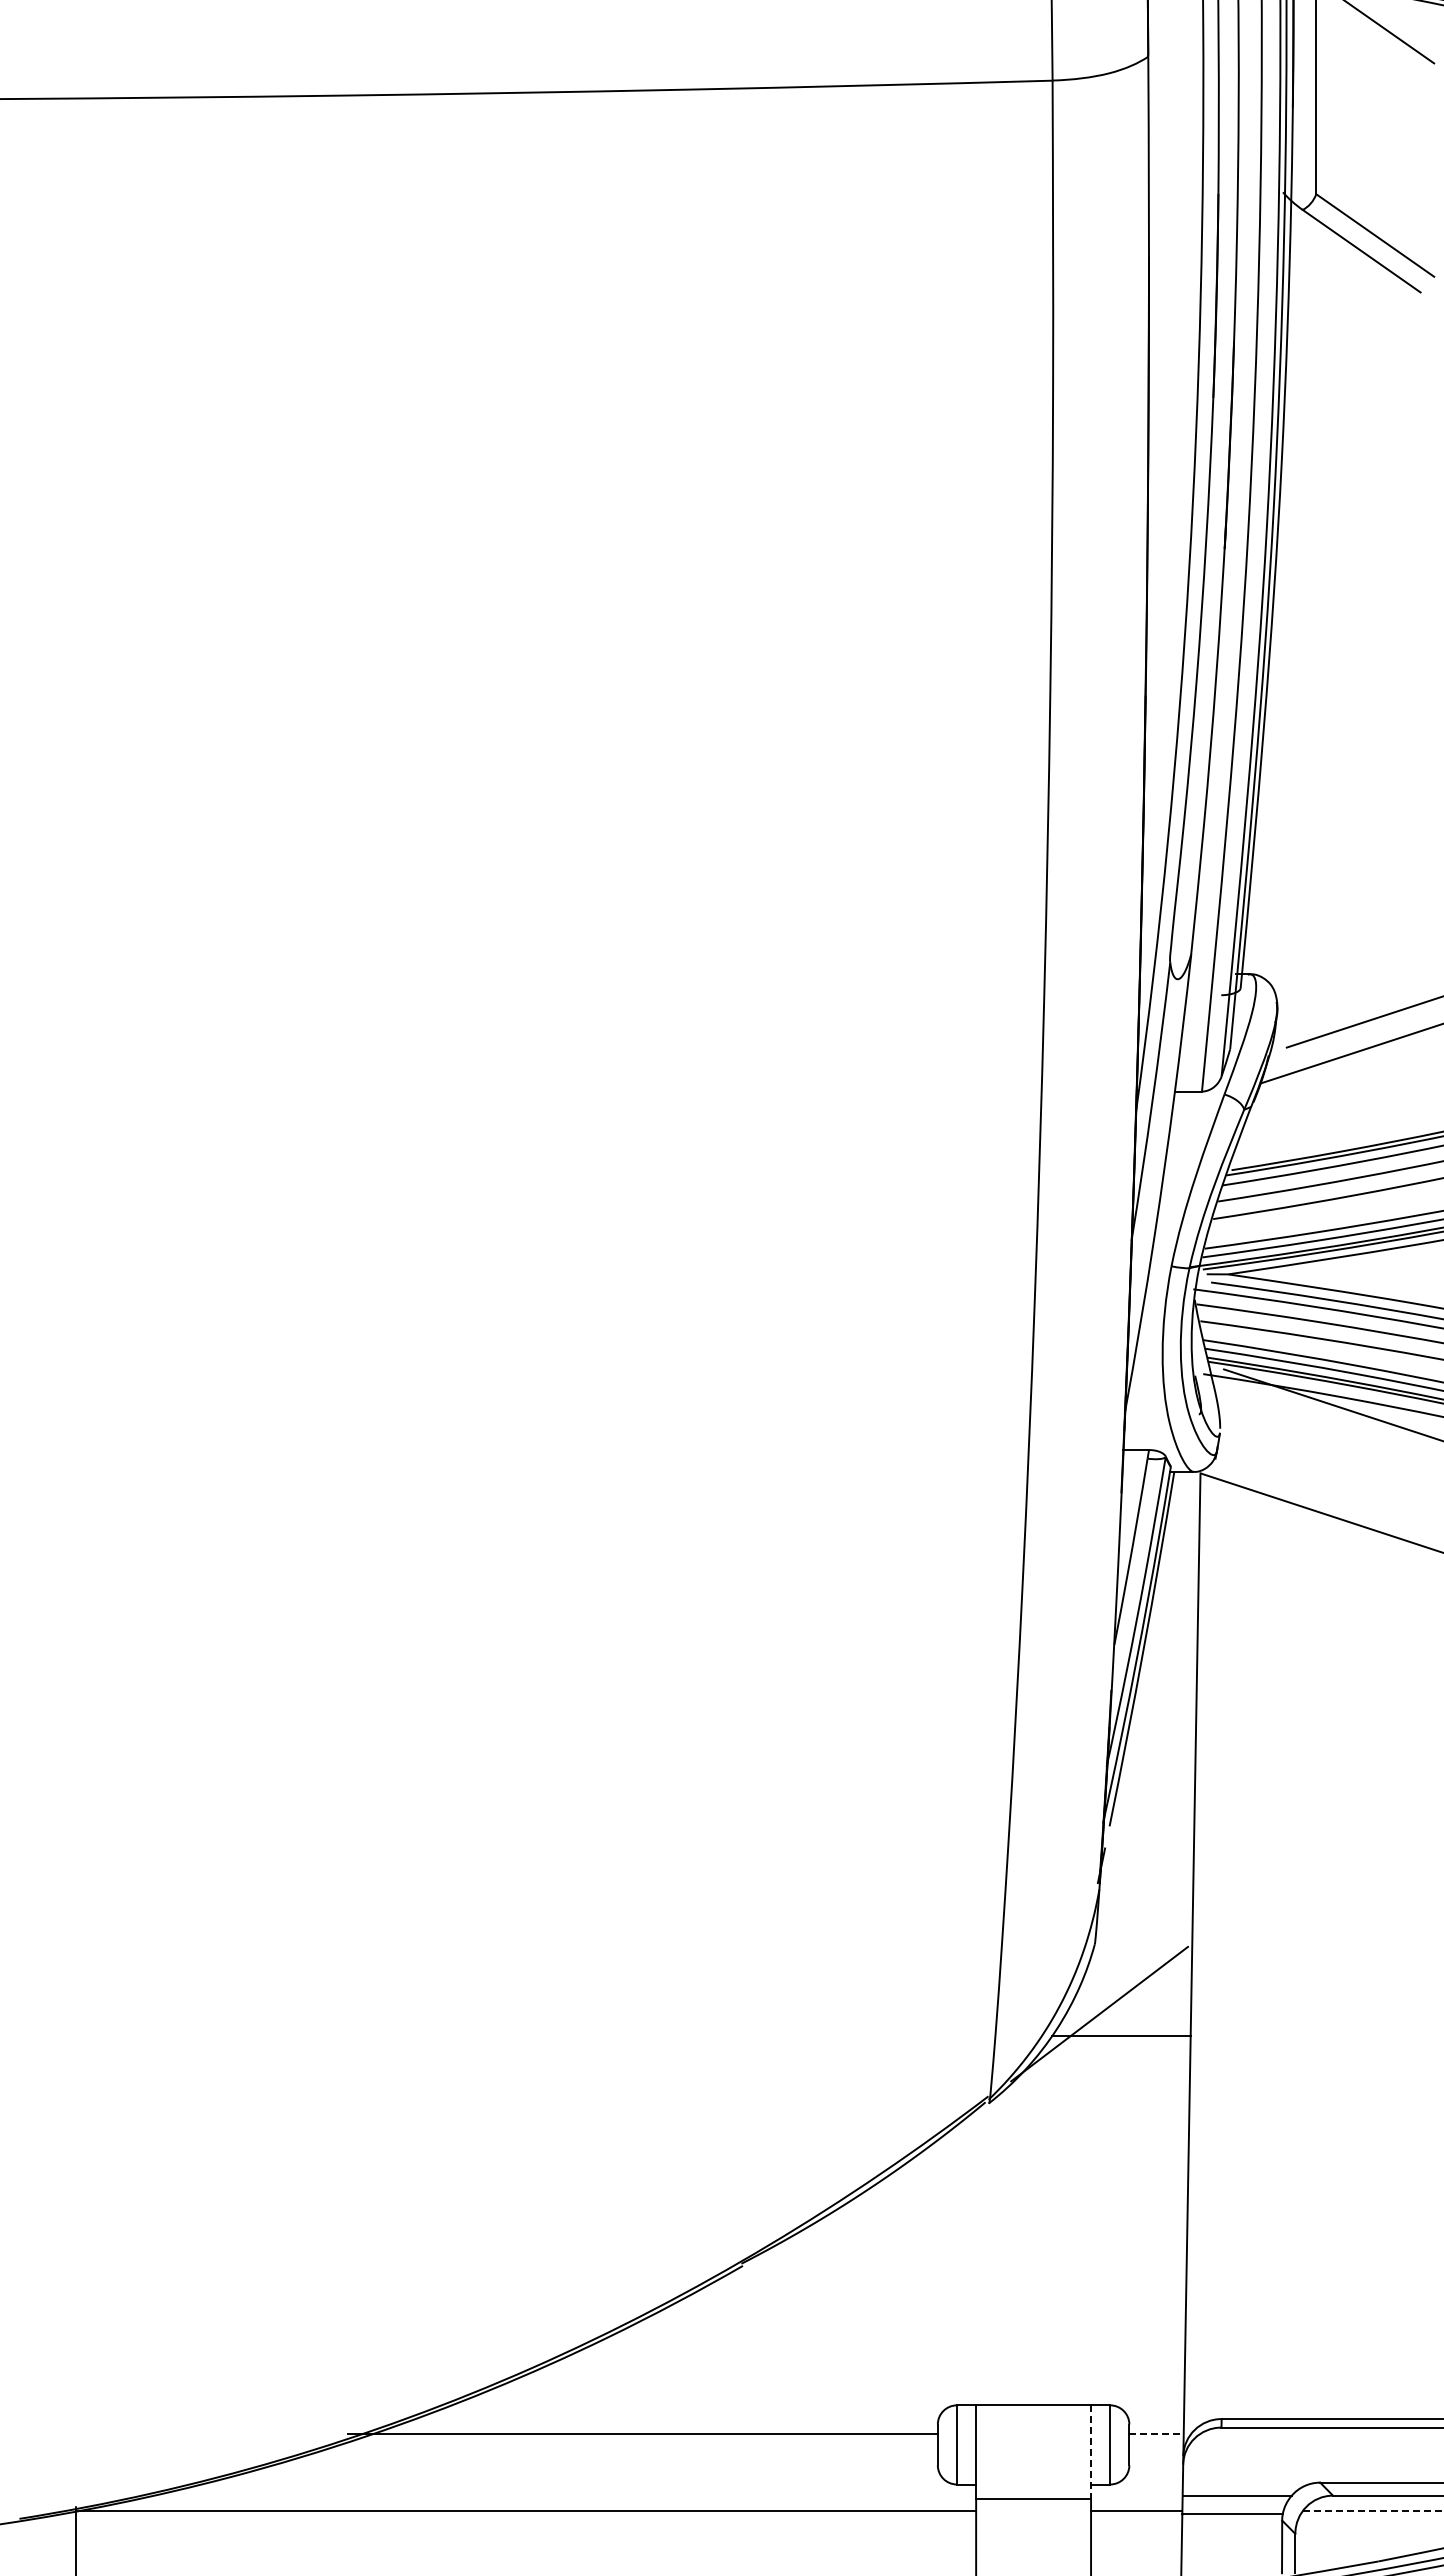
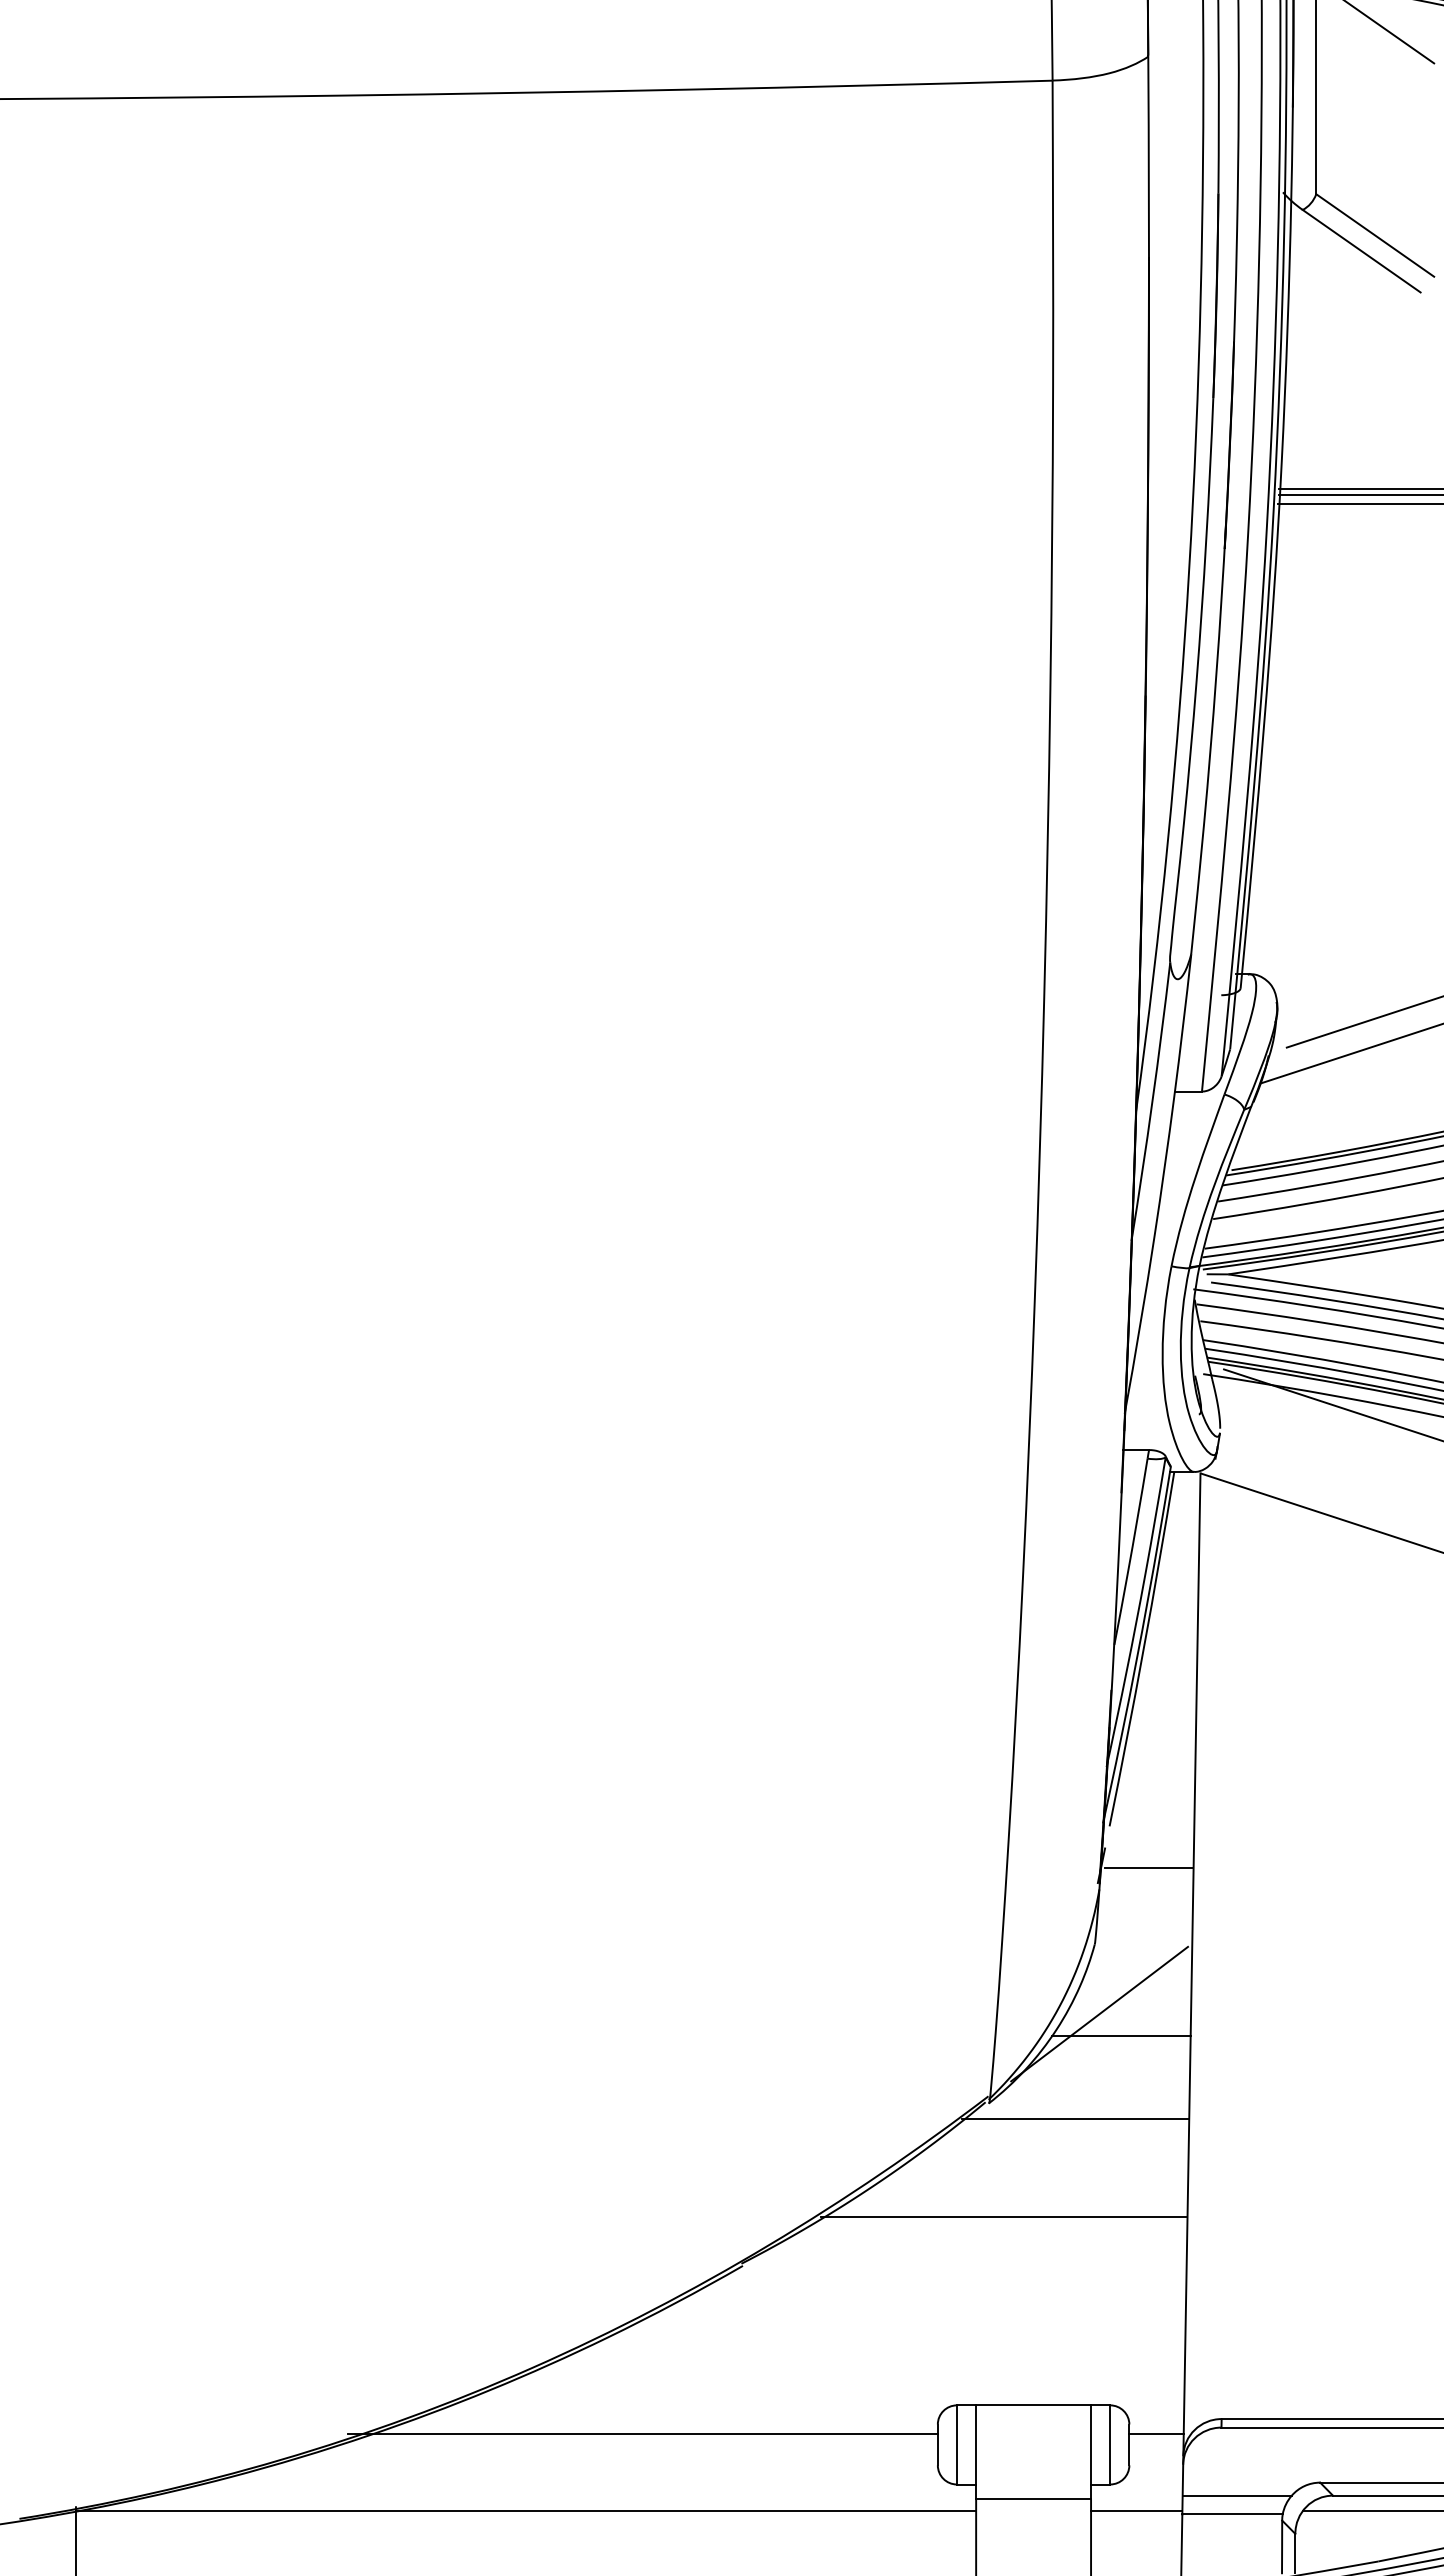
line: none -> present (1359, 488)
line: none -> present (1359, 495)
line: none -> present (1359, 503)
line: none -> present (1149, 1867)
line: none -> present (1075, 2119)
line: none -> present (1004, 2217)
line: dashed -> solid (1156, 2434)
line: dashed -> solid (1091, 2452)
line: dashed -> solid (1373, 2510)
